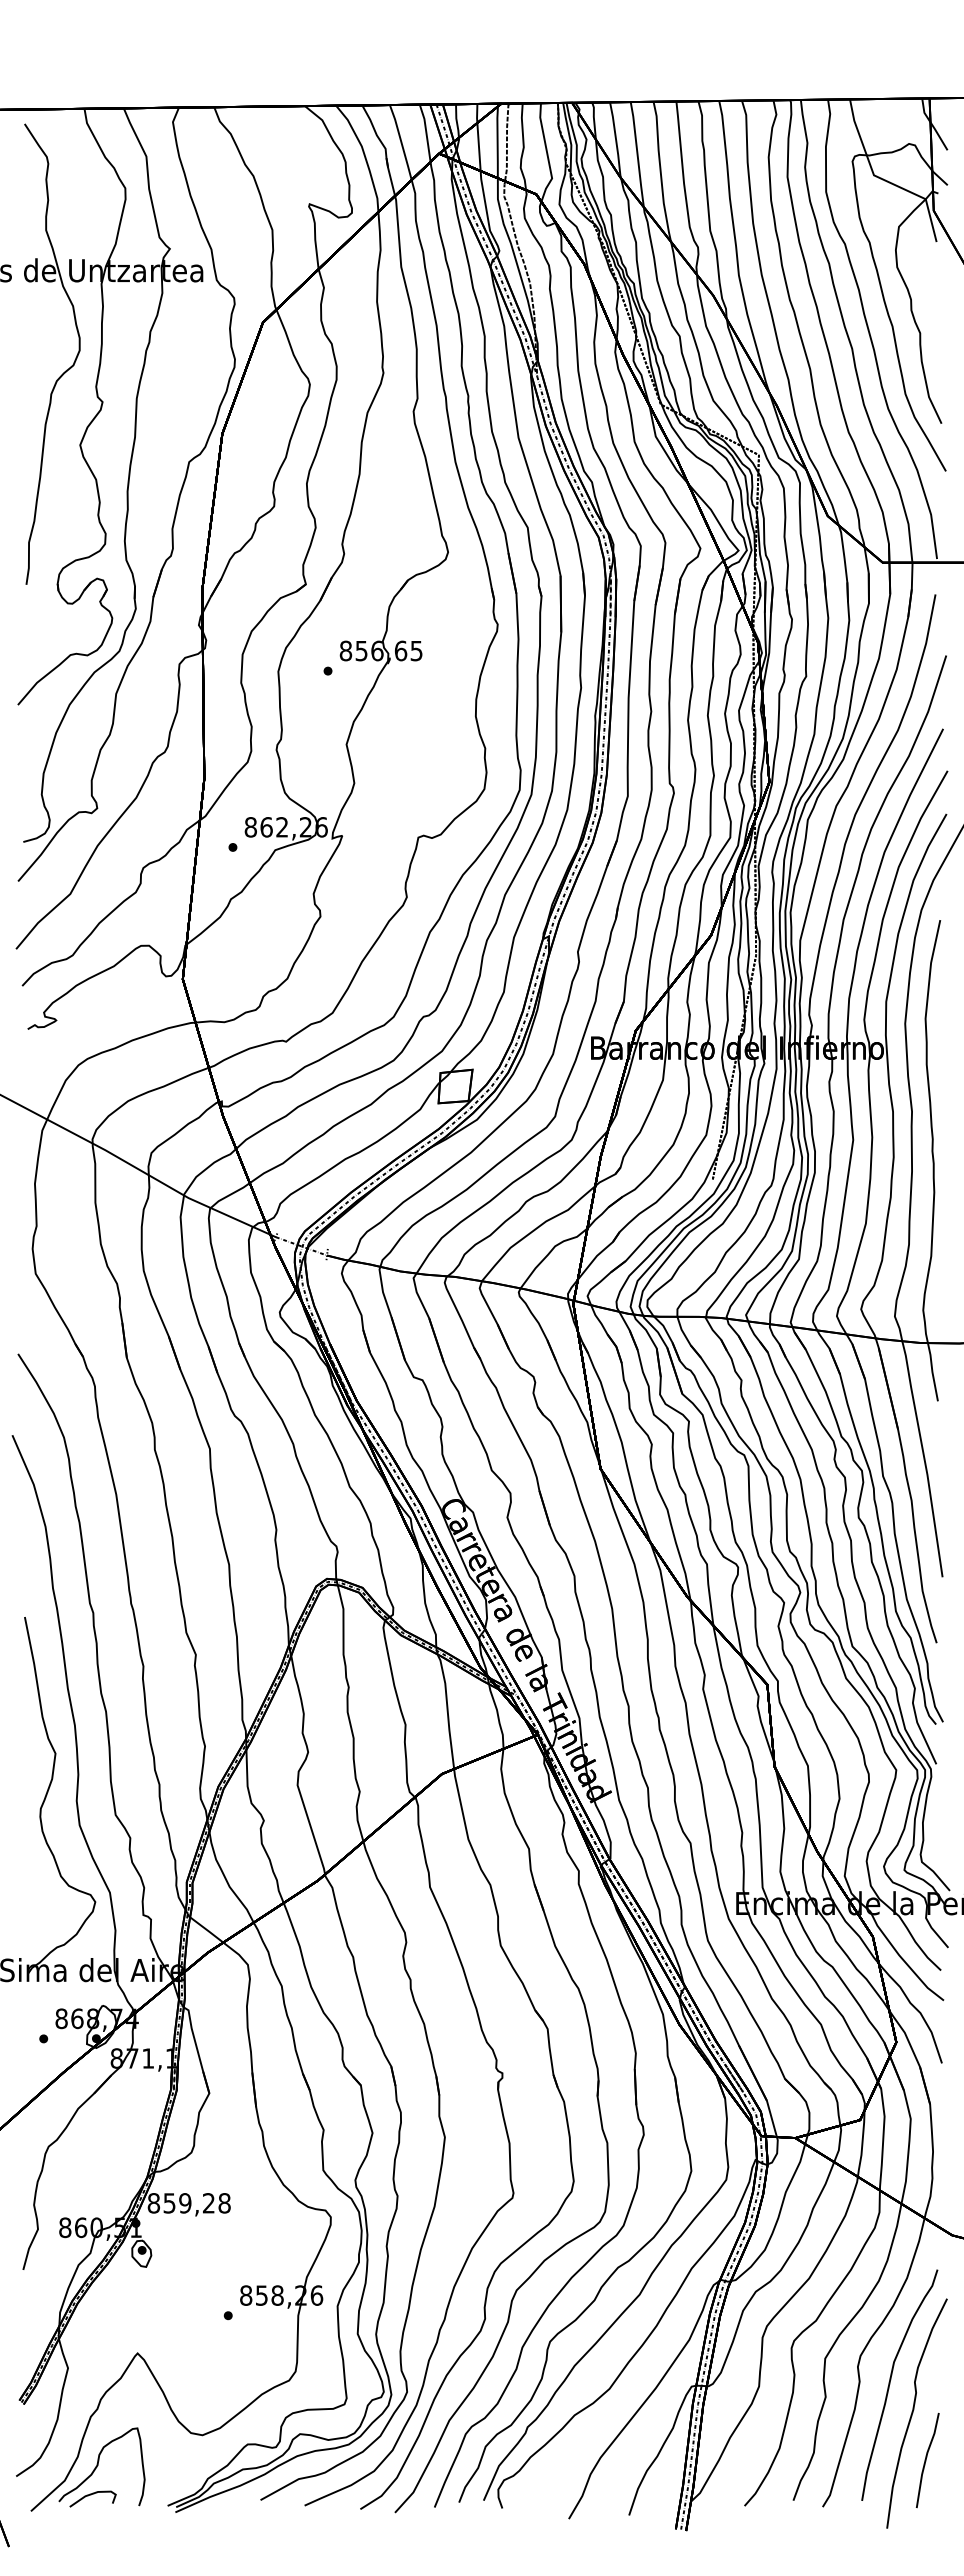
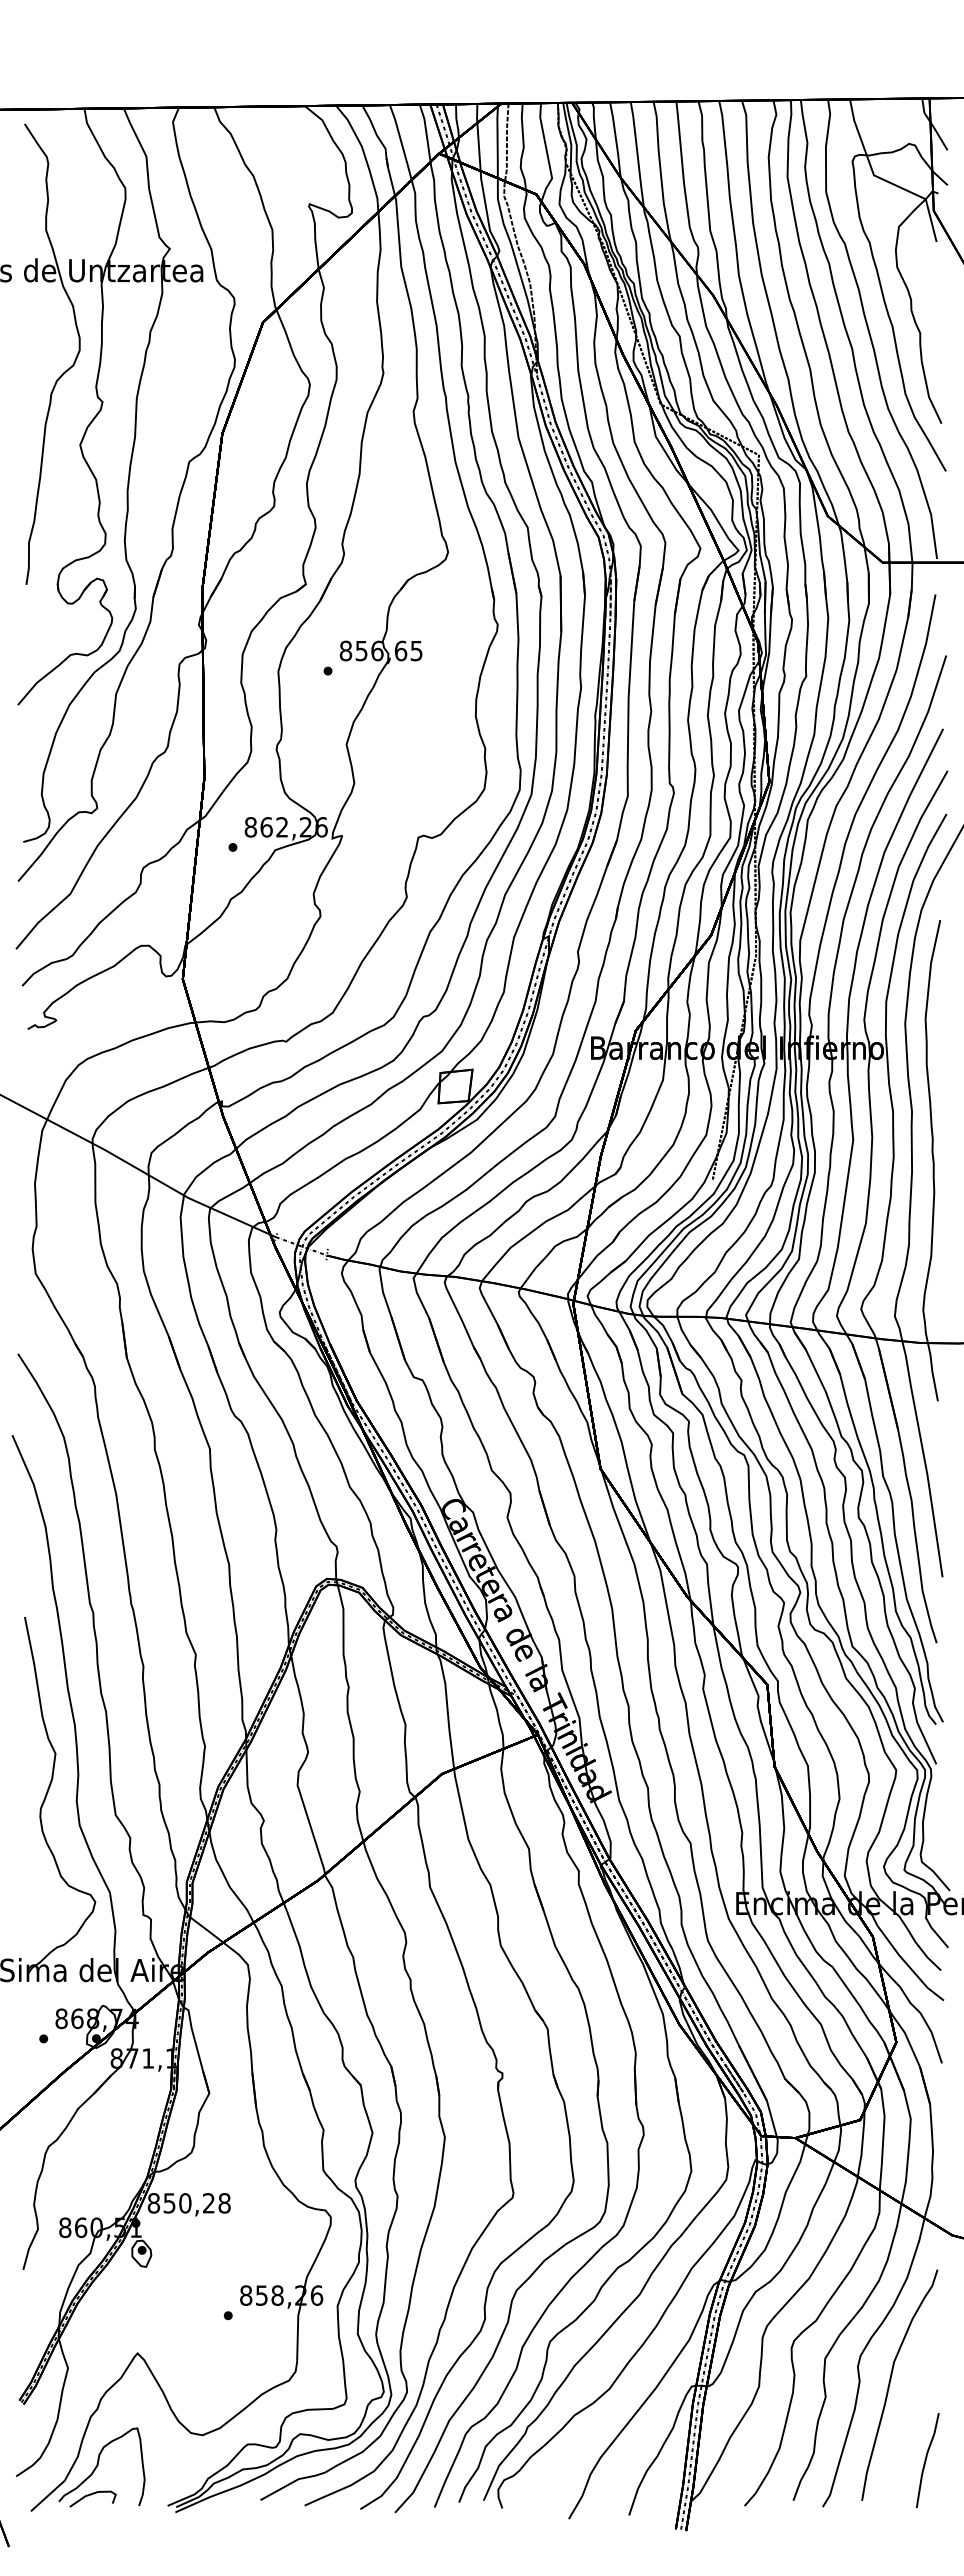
text: 859,28 -> 850,28 (185, 2203)
curve: present -> none (913, 2413)
